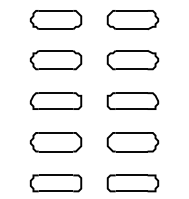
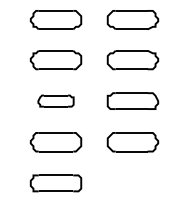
part size: 54x18 px -> 38x14 px (55, 100)
part: present -> none (132, 183)
